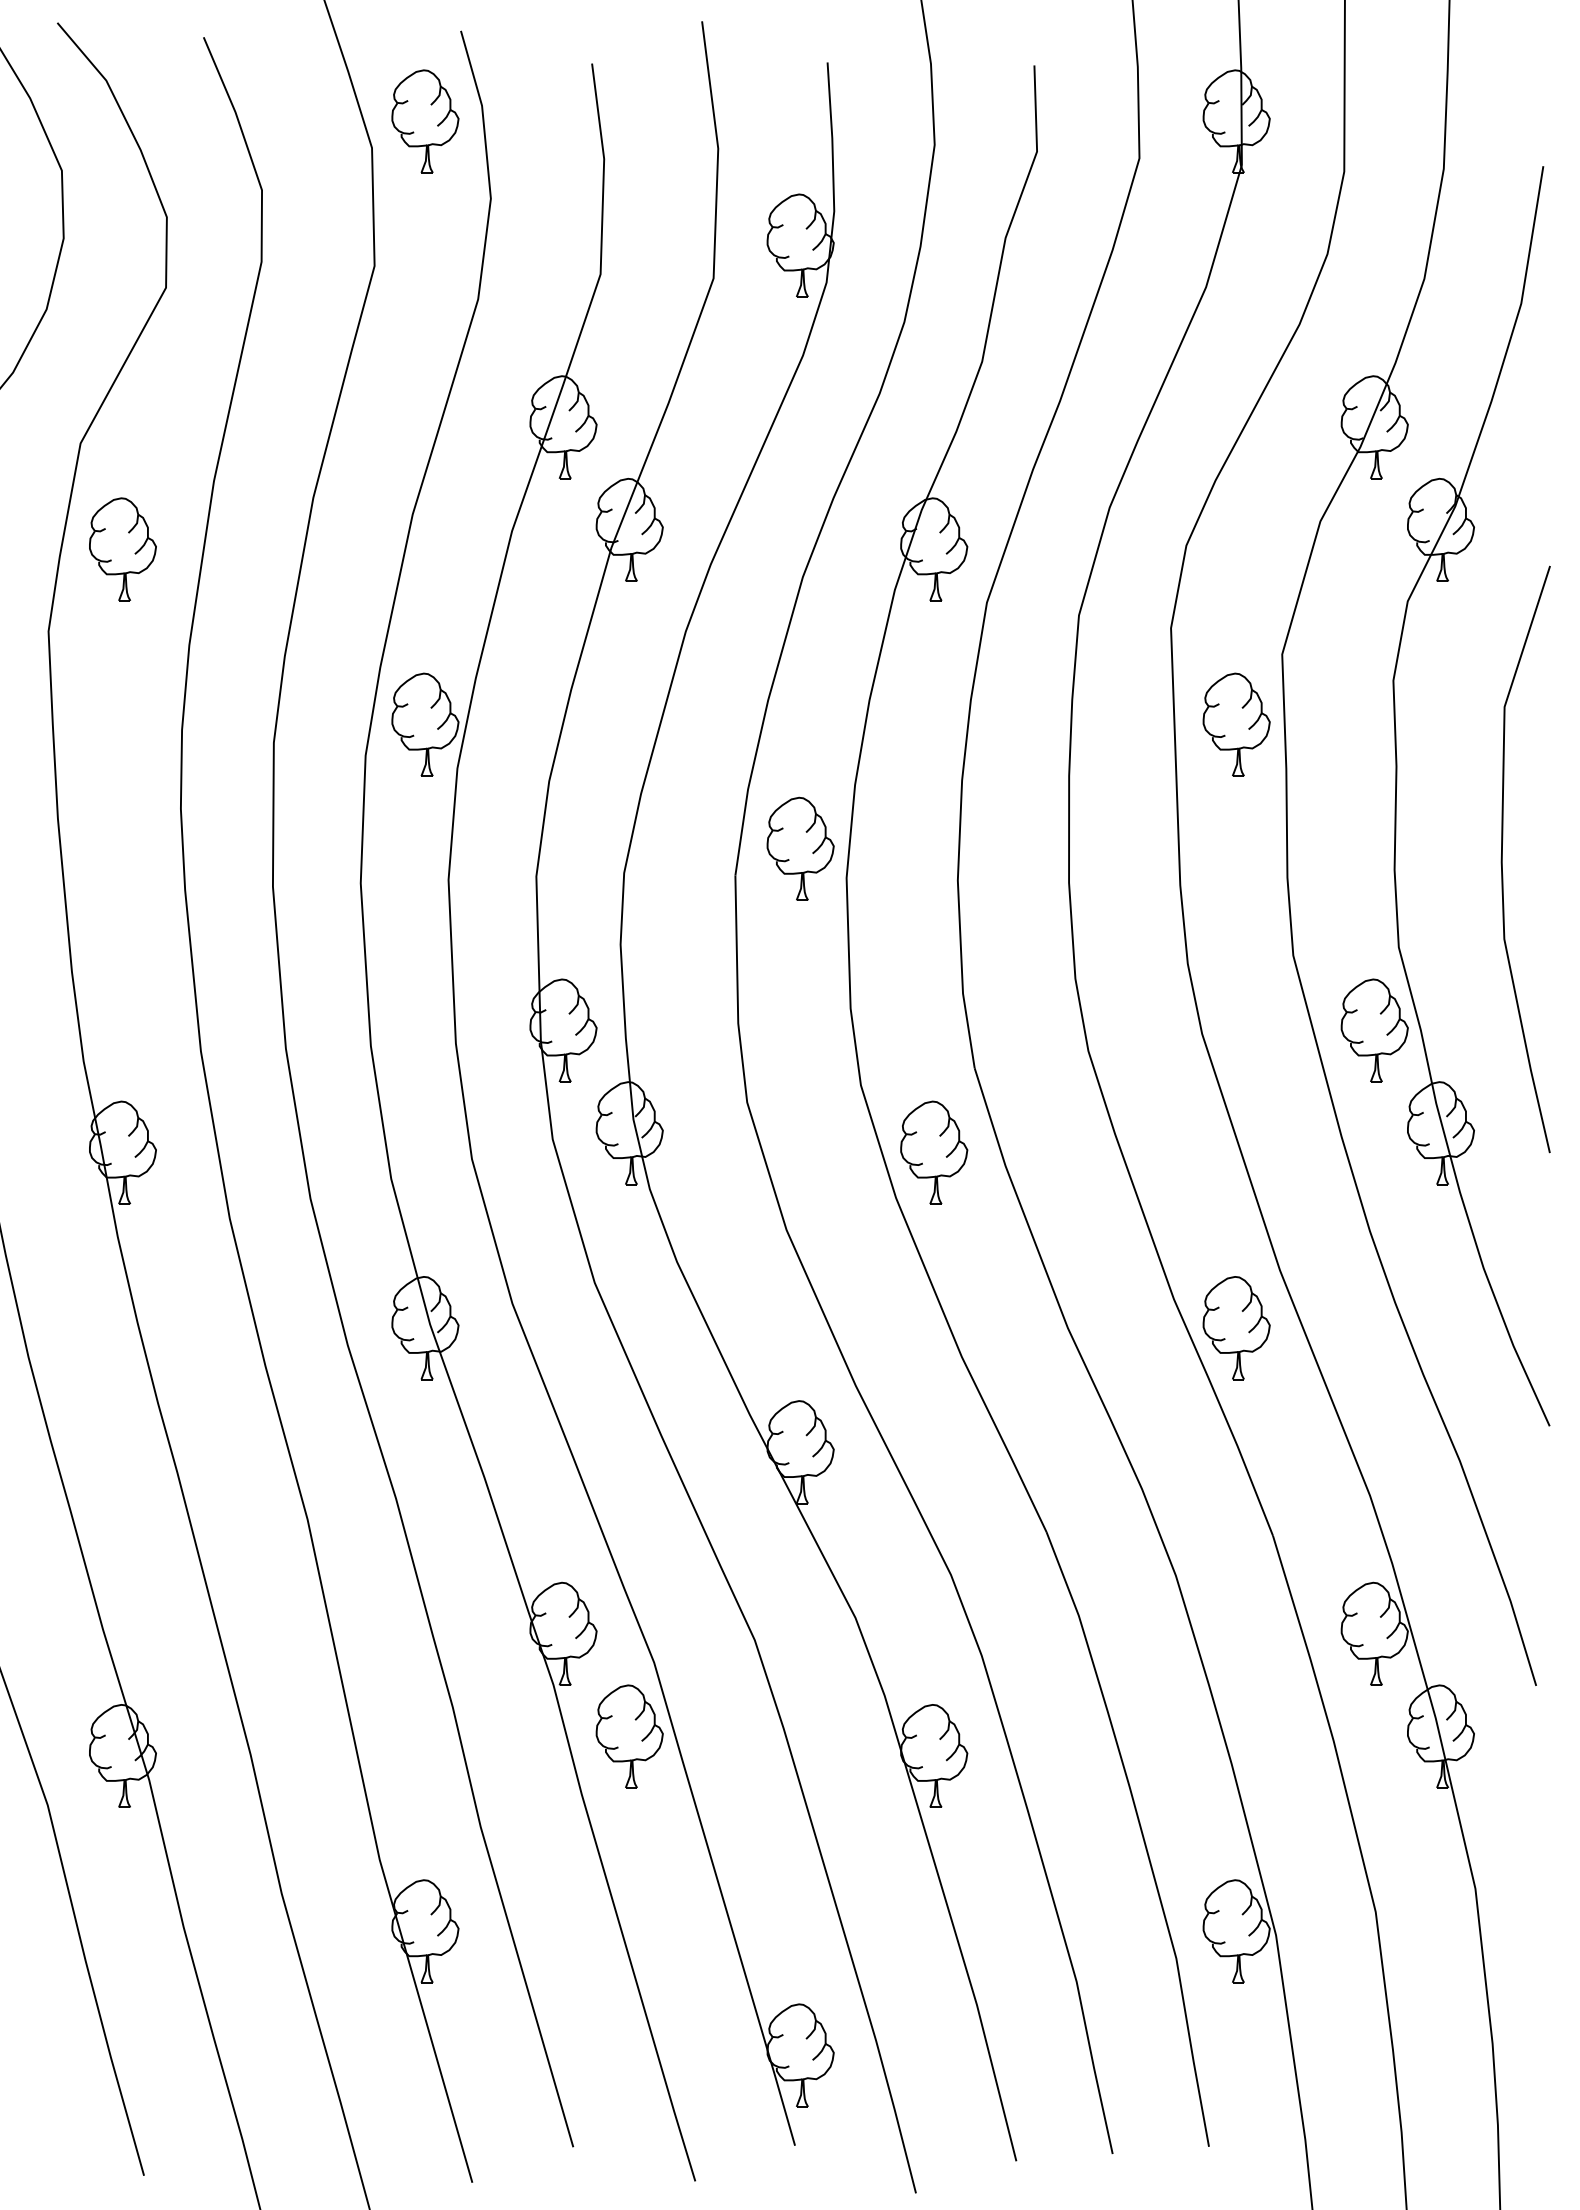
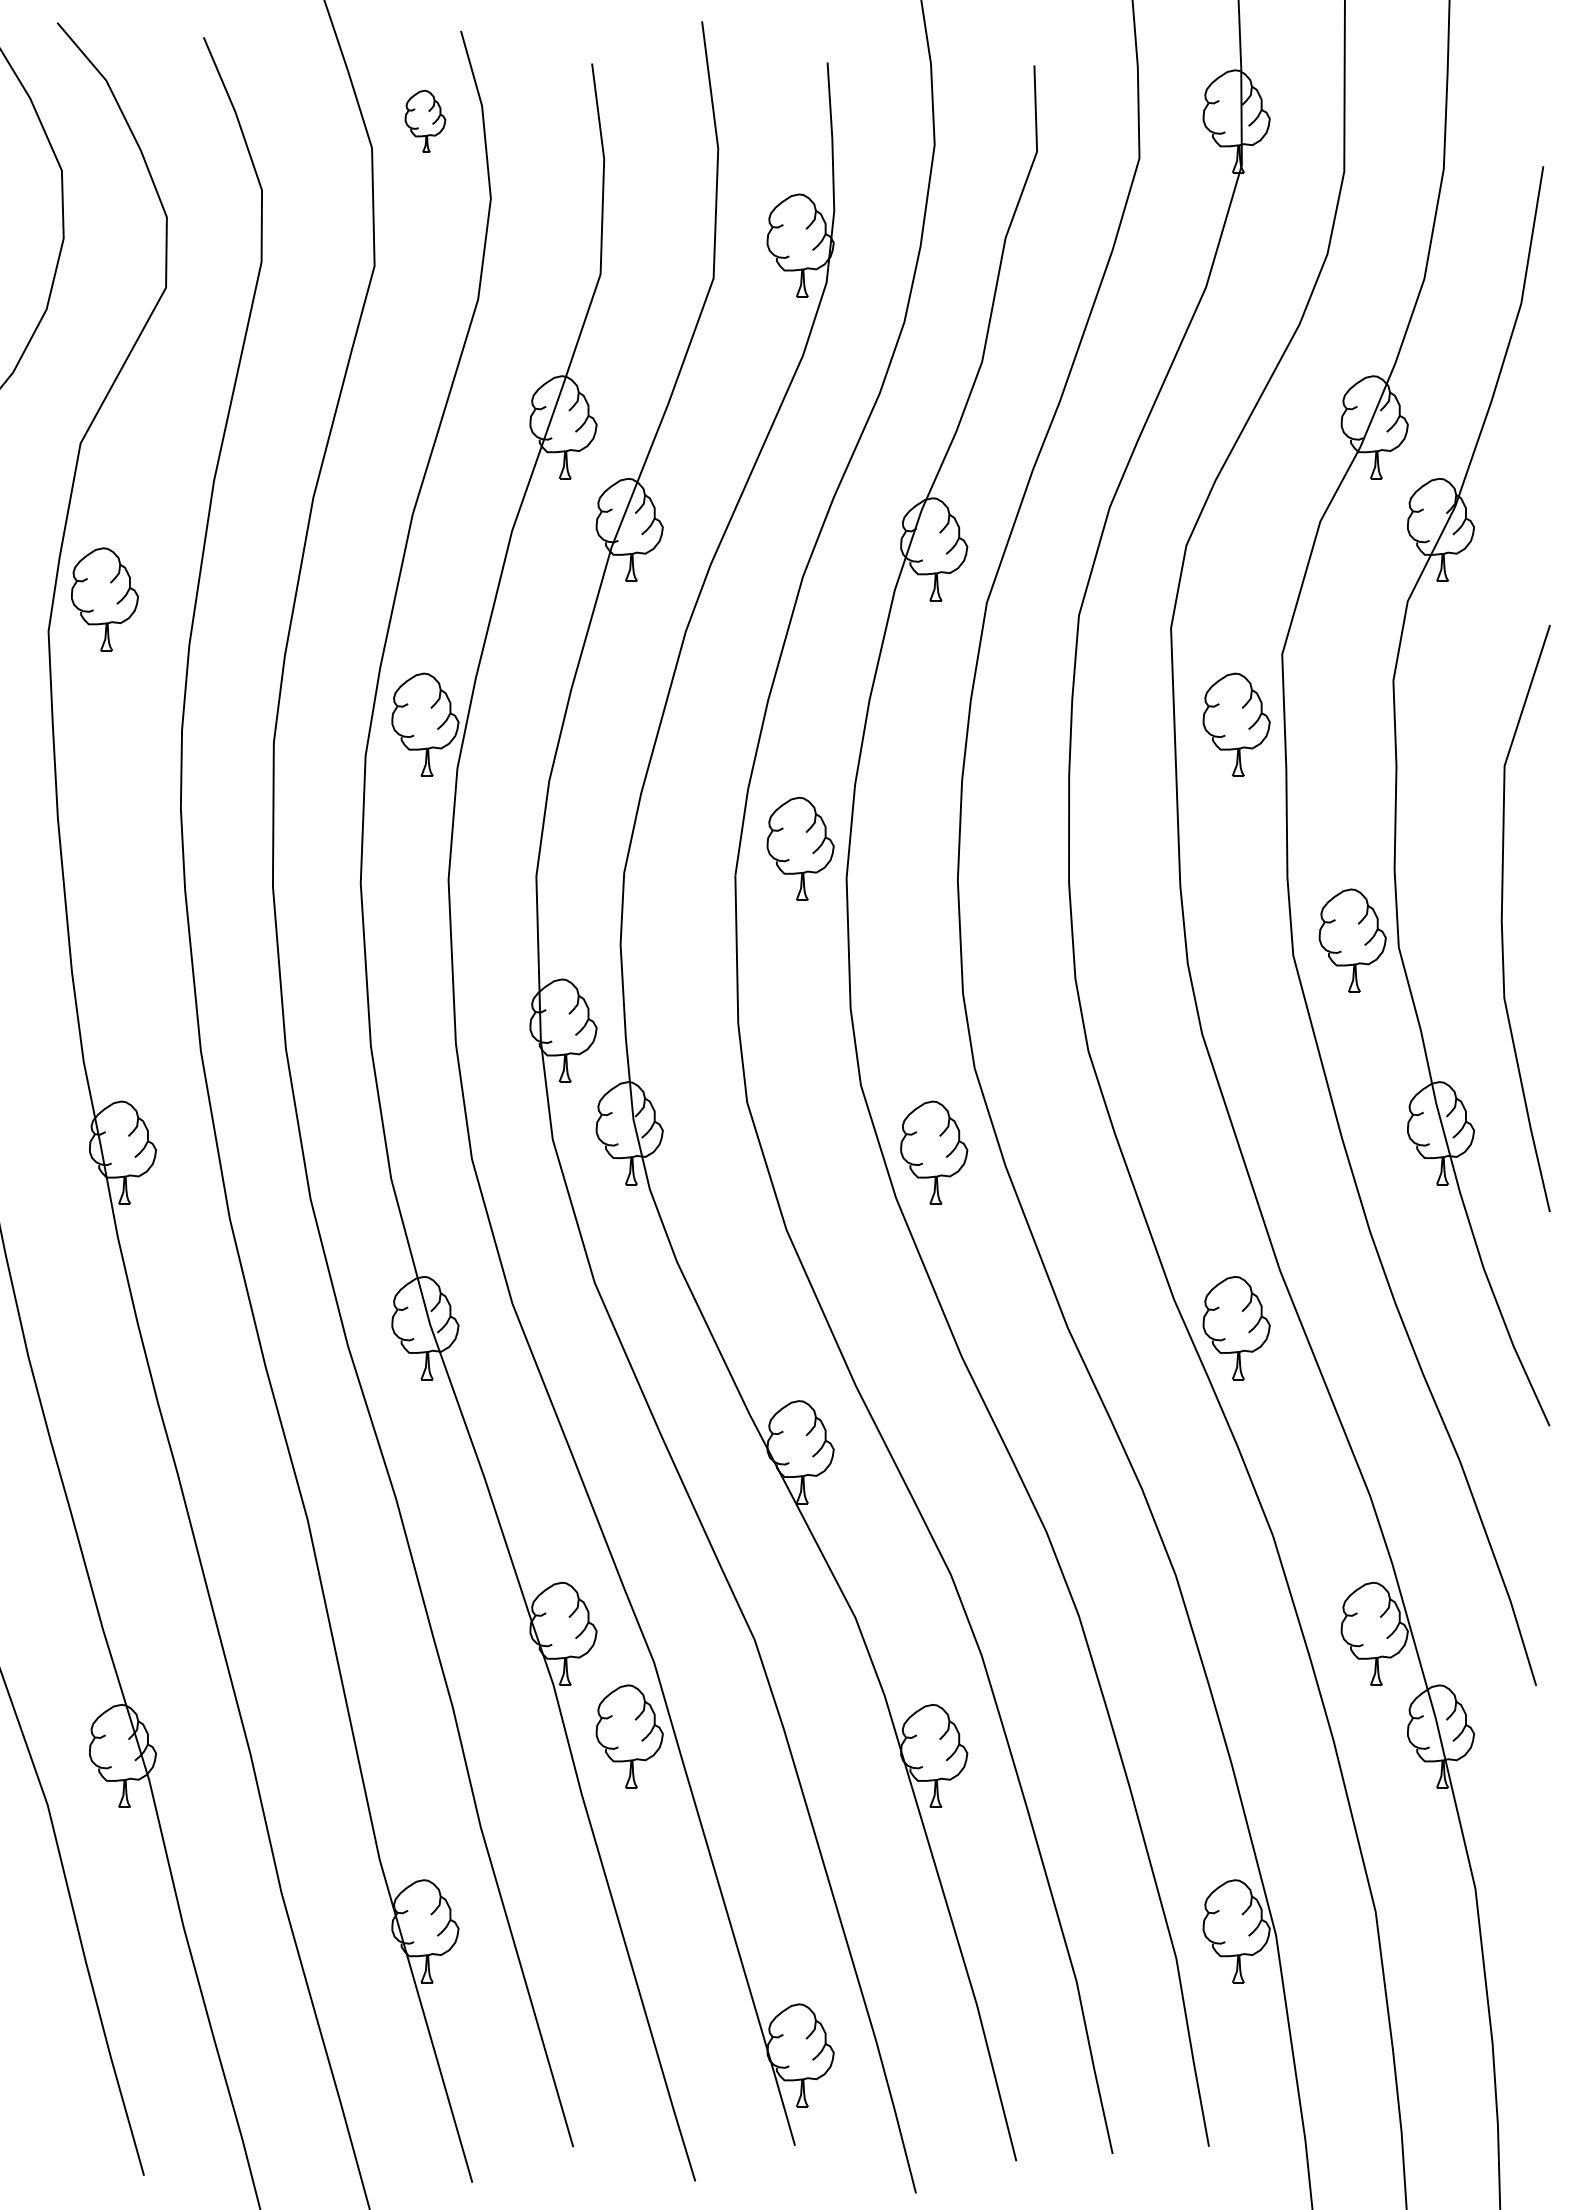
part size: 69x105 px -> 43x64 px (425, 120)
part position: (122, 549) -> (104, 599) (104, 599)
curve position: (1502, 859) -> (1502, 918) (1502, 918)
part position: (1374, 1030) -> (1352, 940) (1352, 940)
